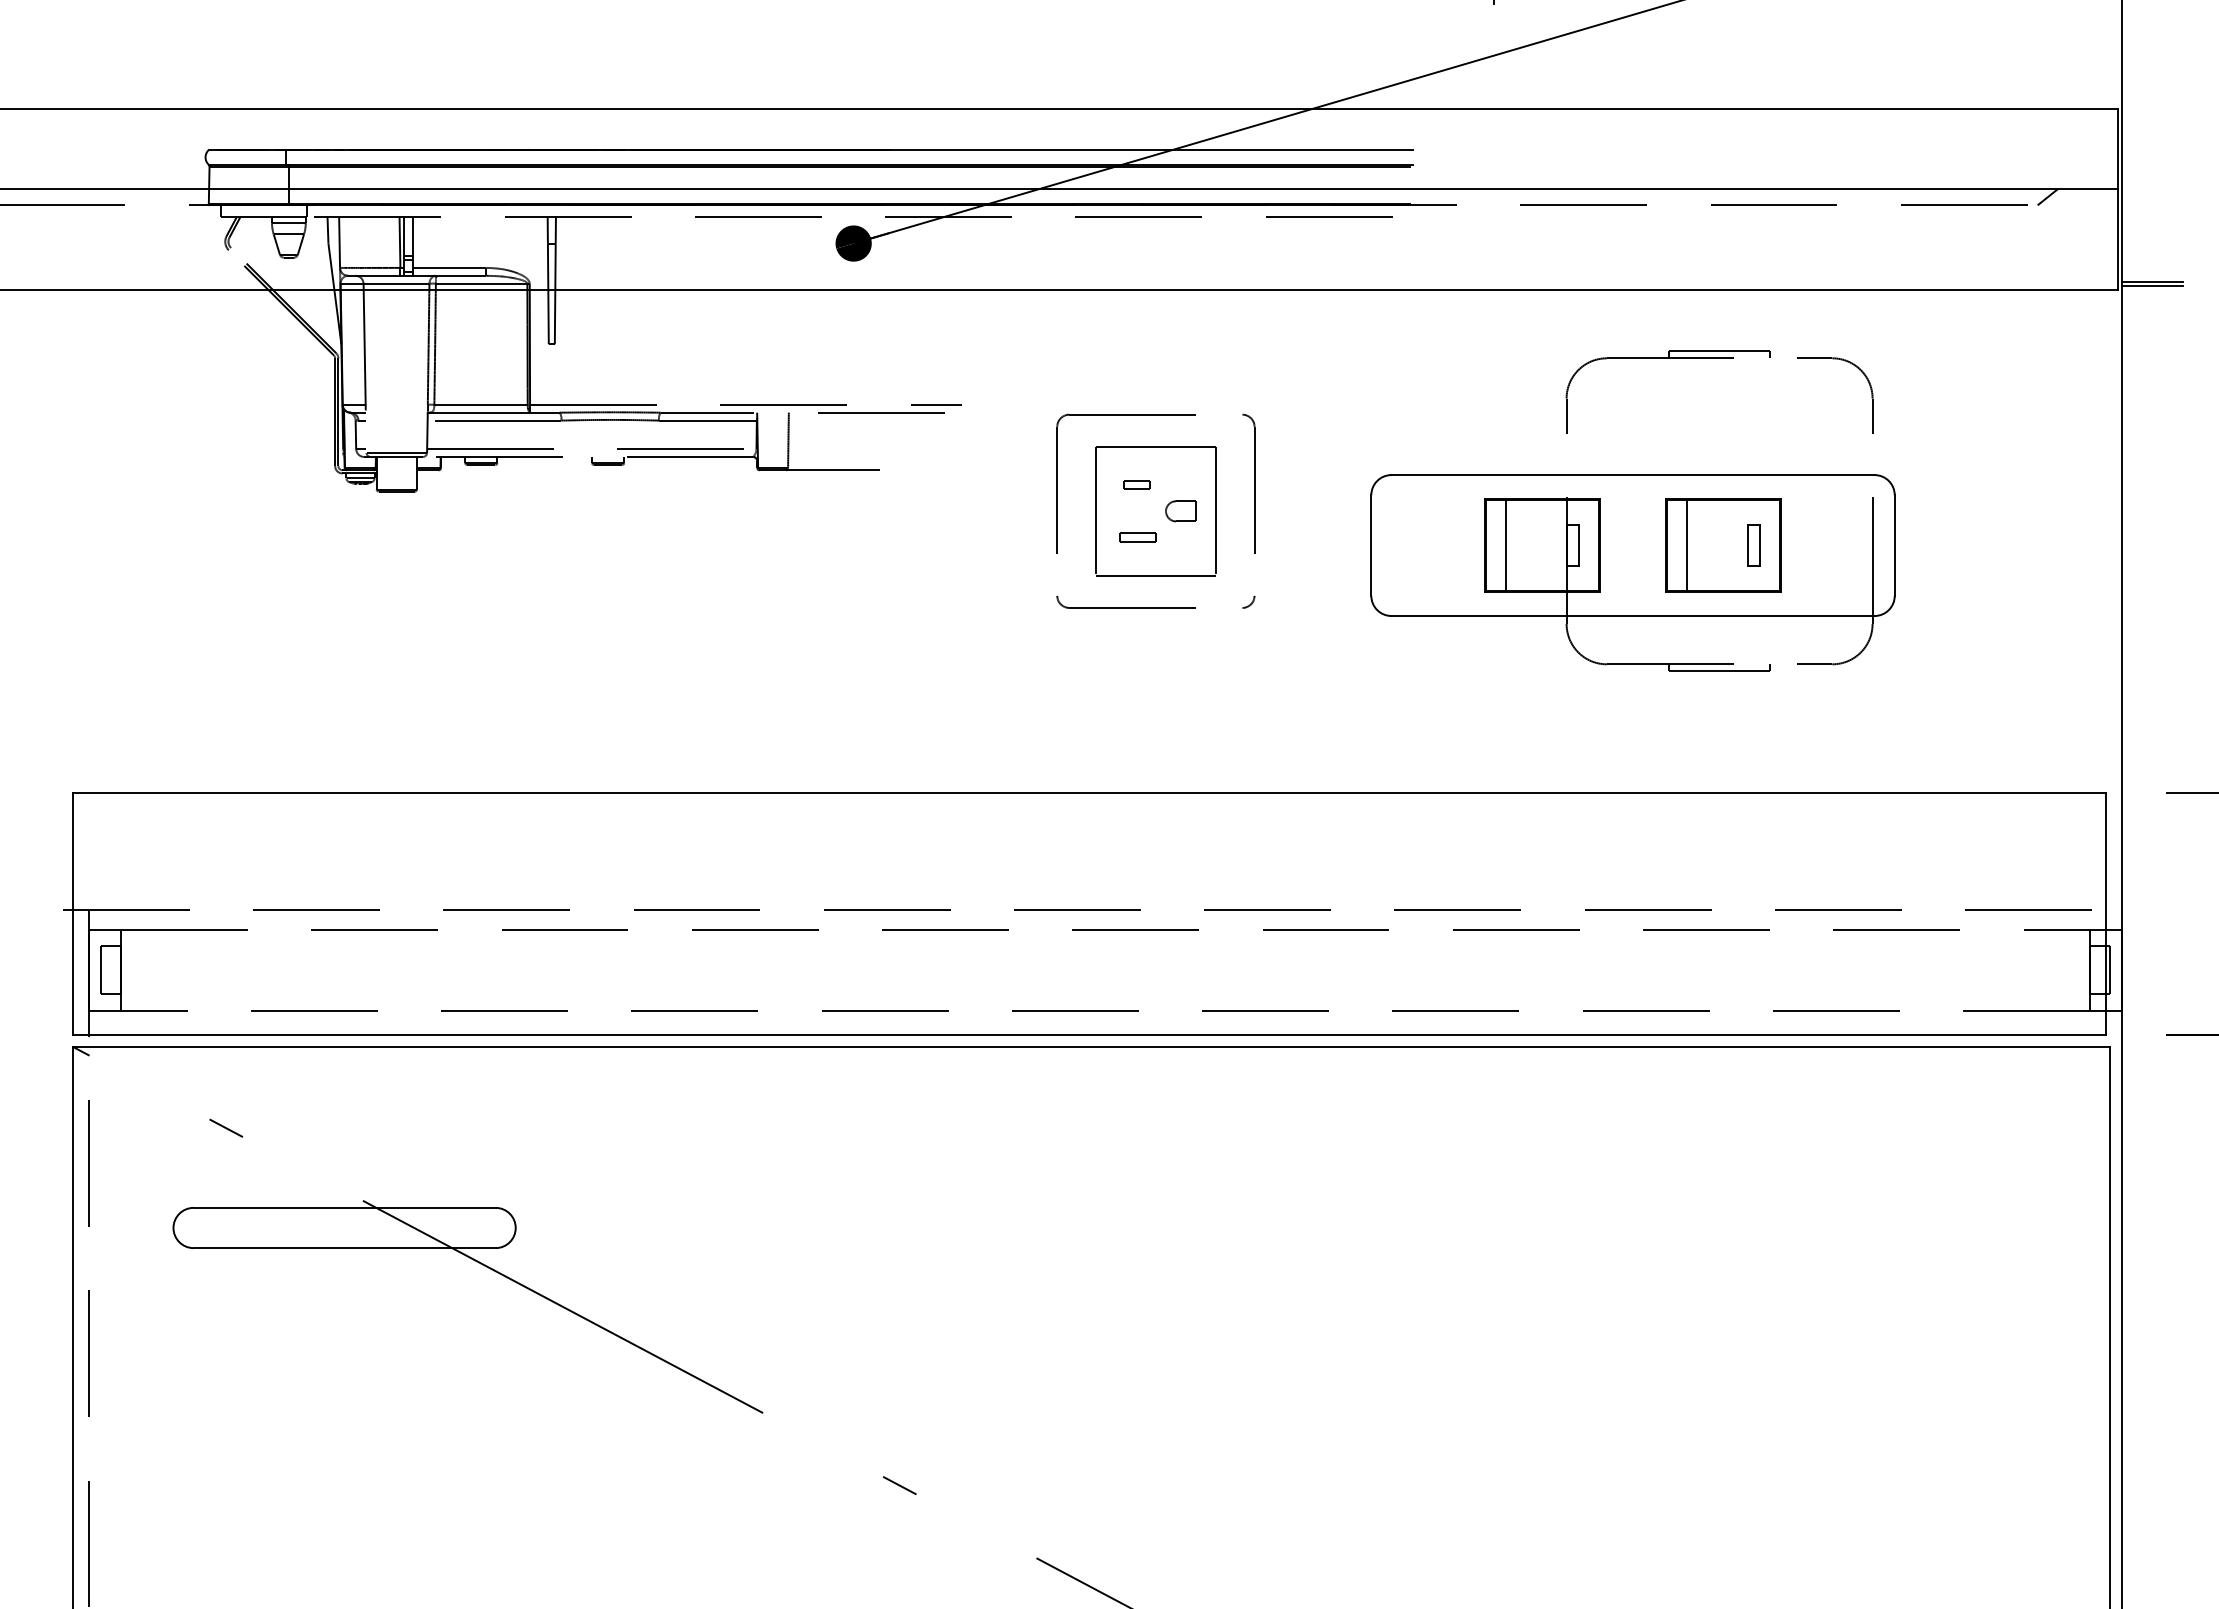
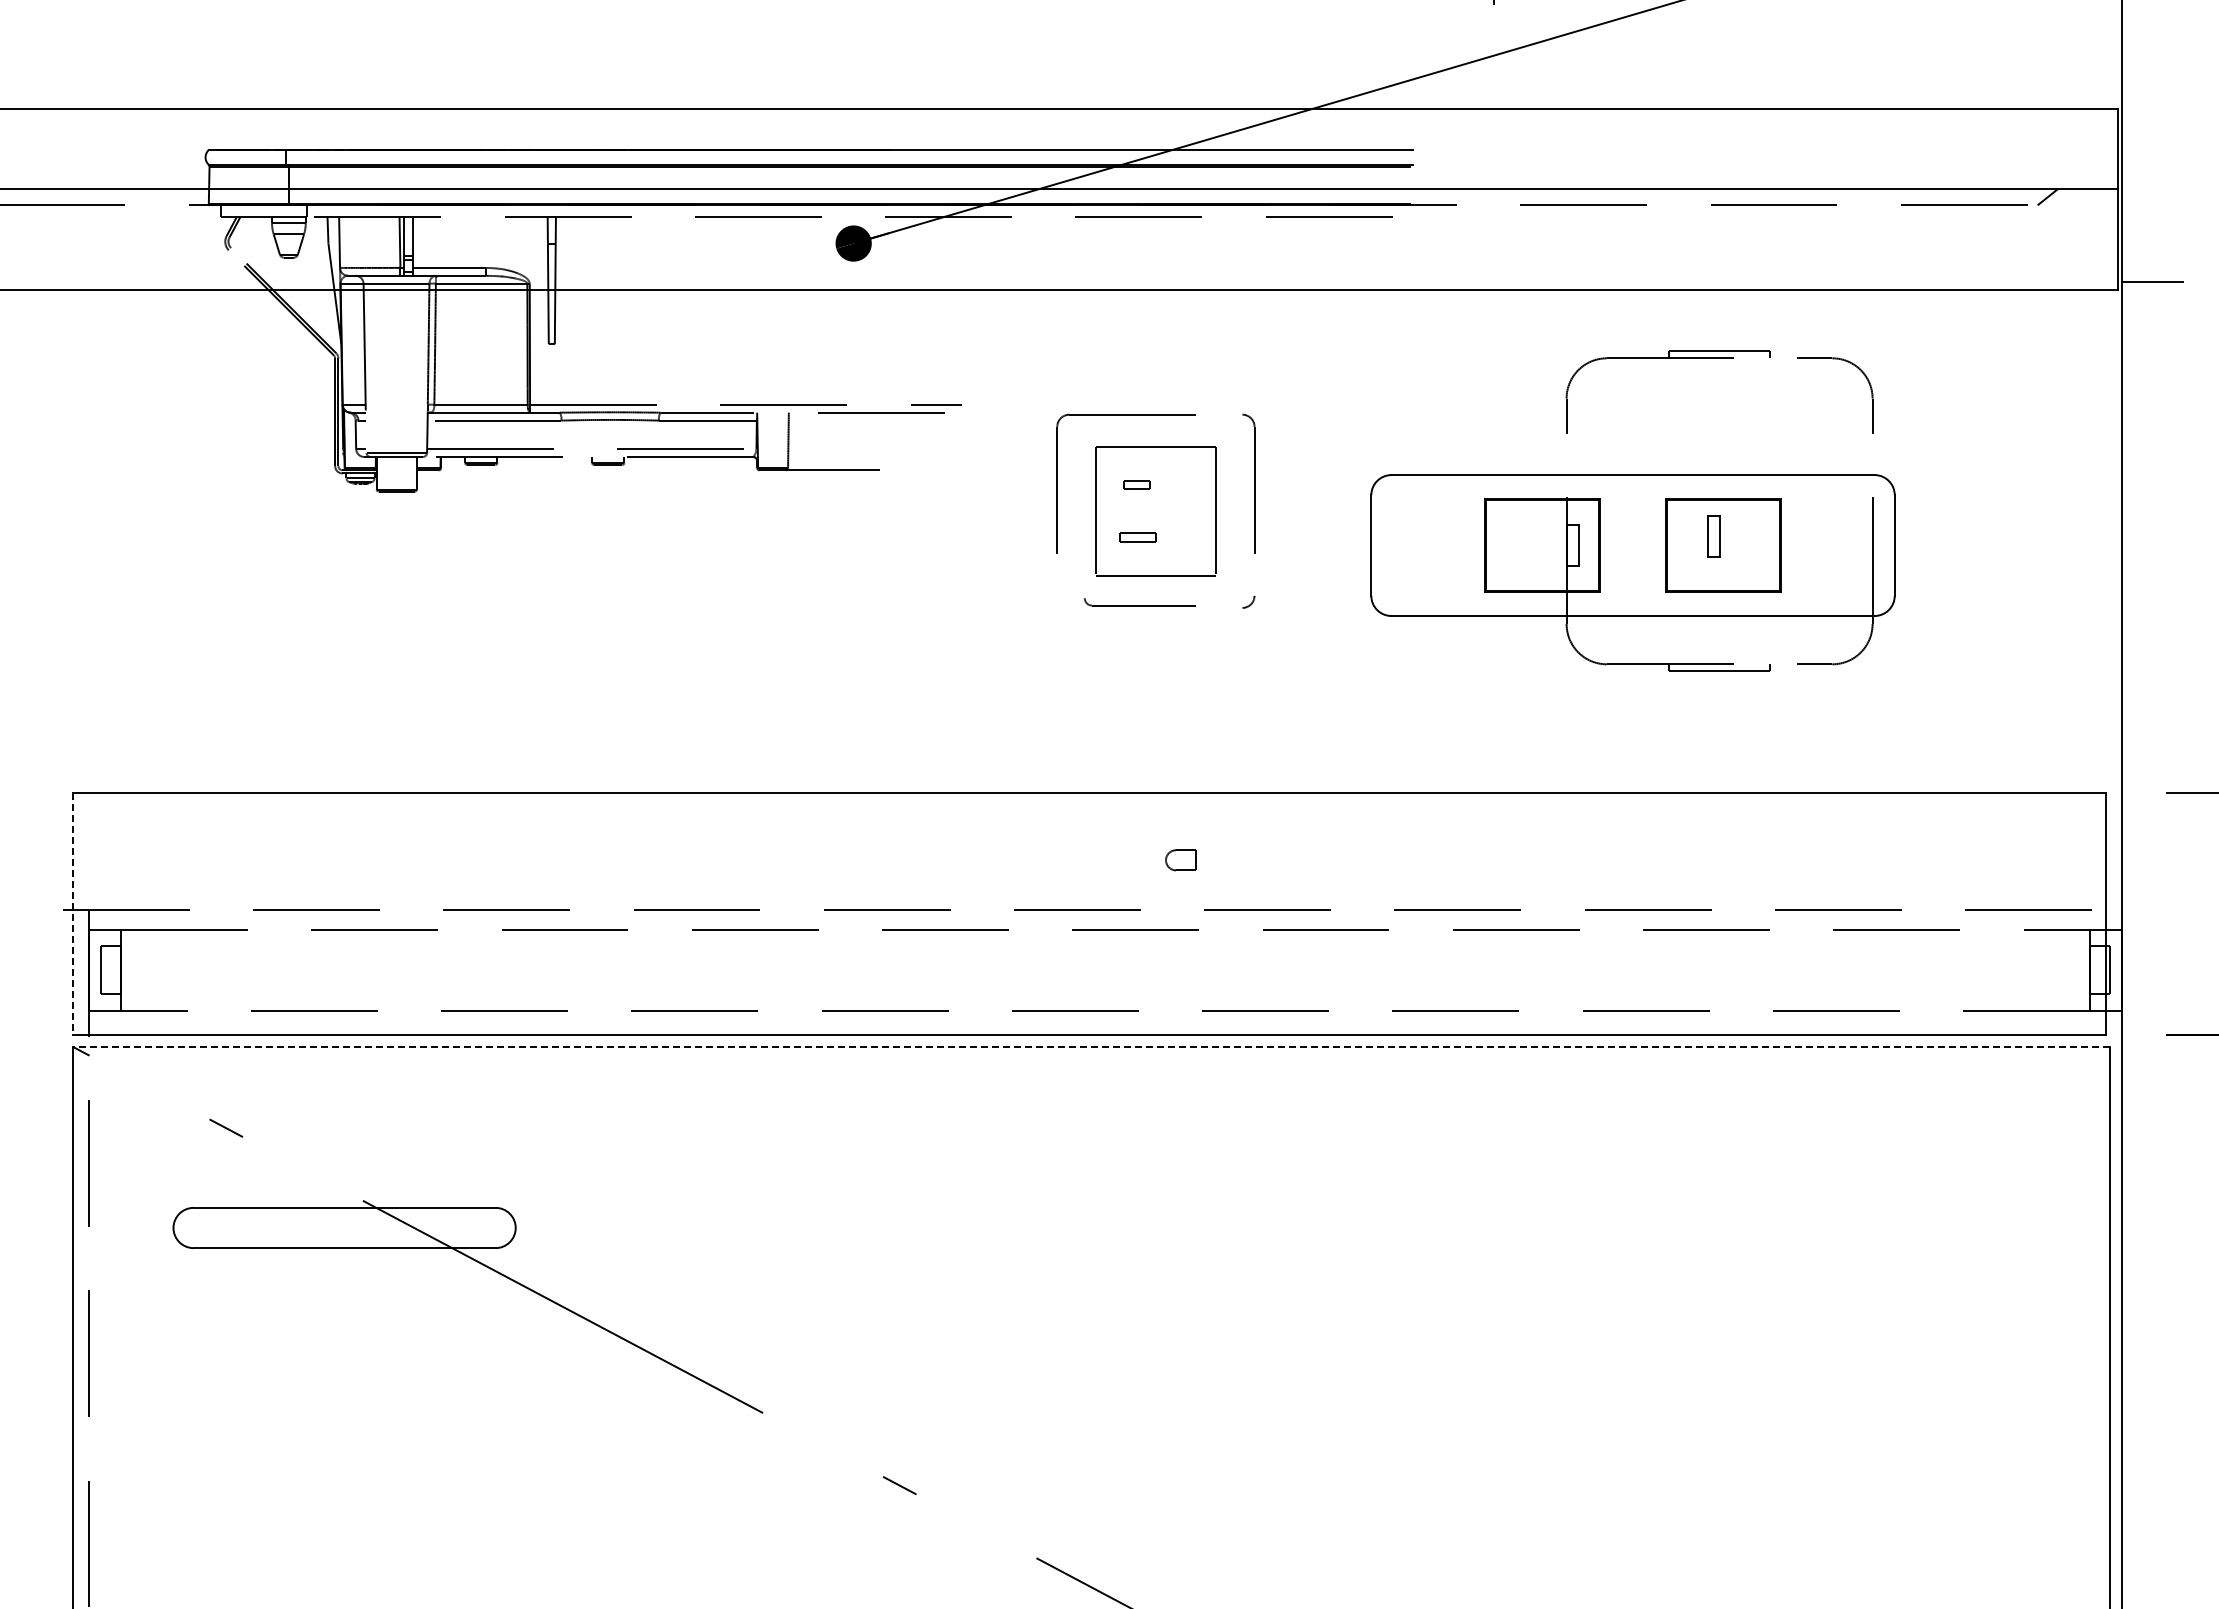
line: present -> none (2152, 285)
part position: (1180, 511) -> (1180, 860) (1180, 860)
line: present -> none (1506, 545)
line: present -> none (1687, 545)
part position: (1753, 545) -> (1713, 536) (1713, 536)
part size: 140x14 px -> 90x9 px (1128, 602)
line: solid -> dashed (72, 913)
line: solid -> dashed (1091, 1046)
